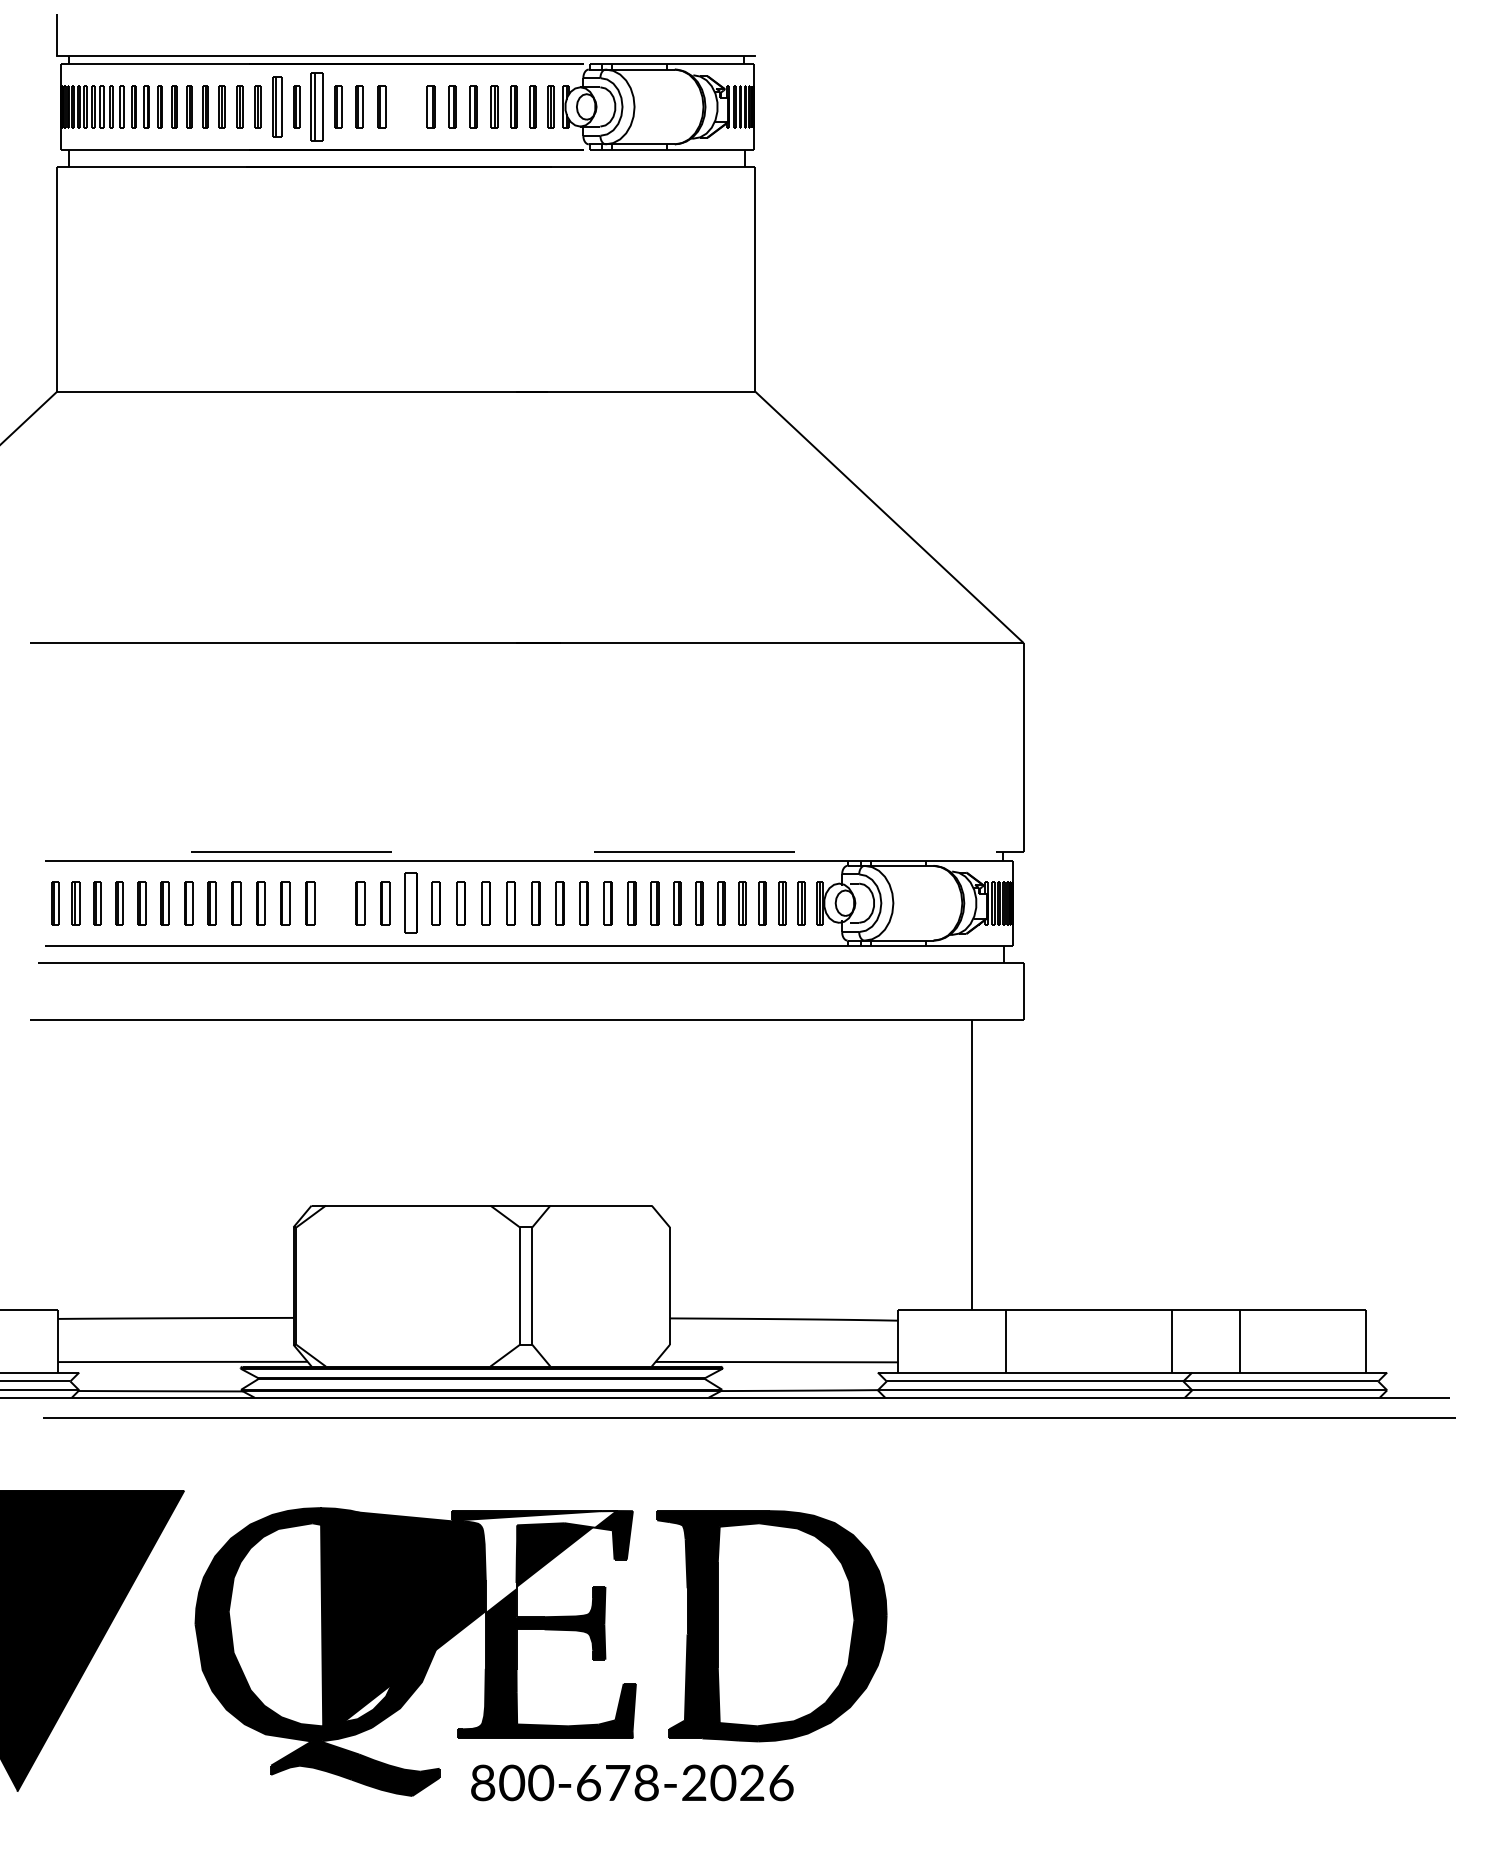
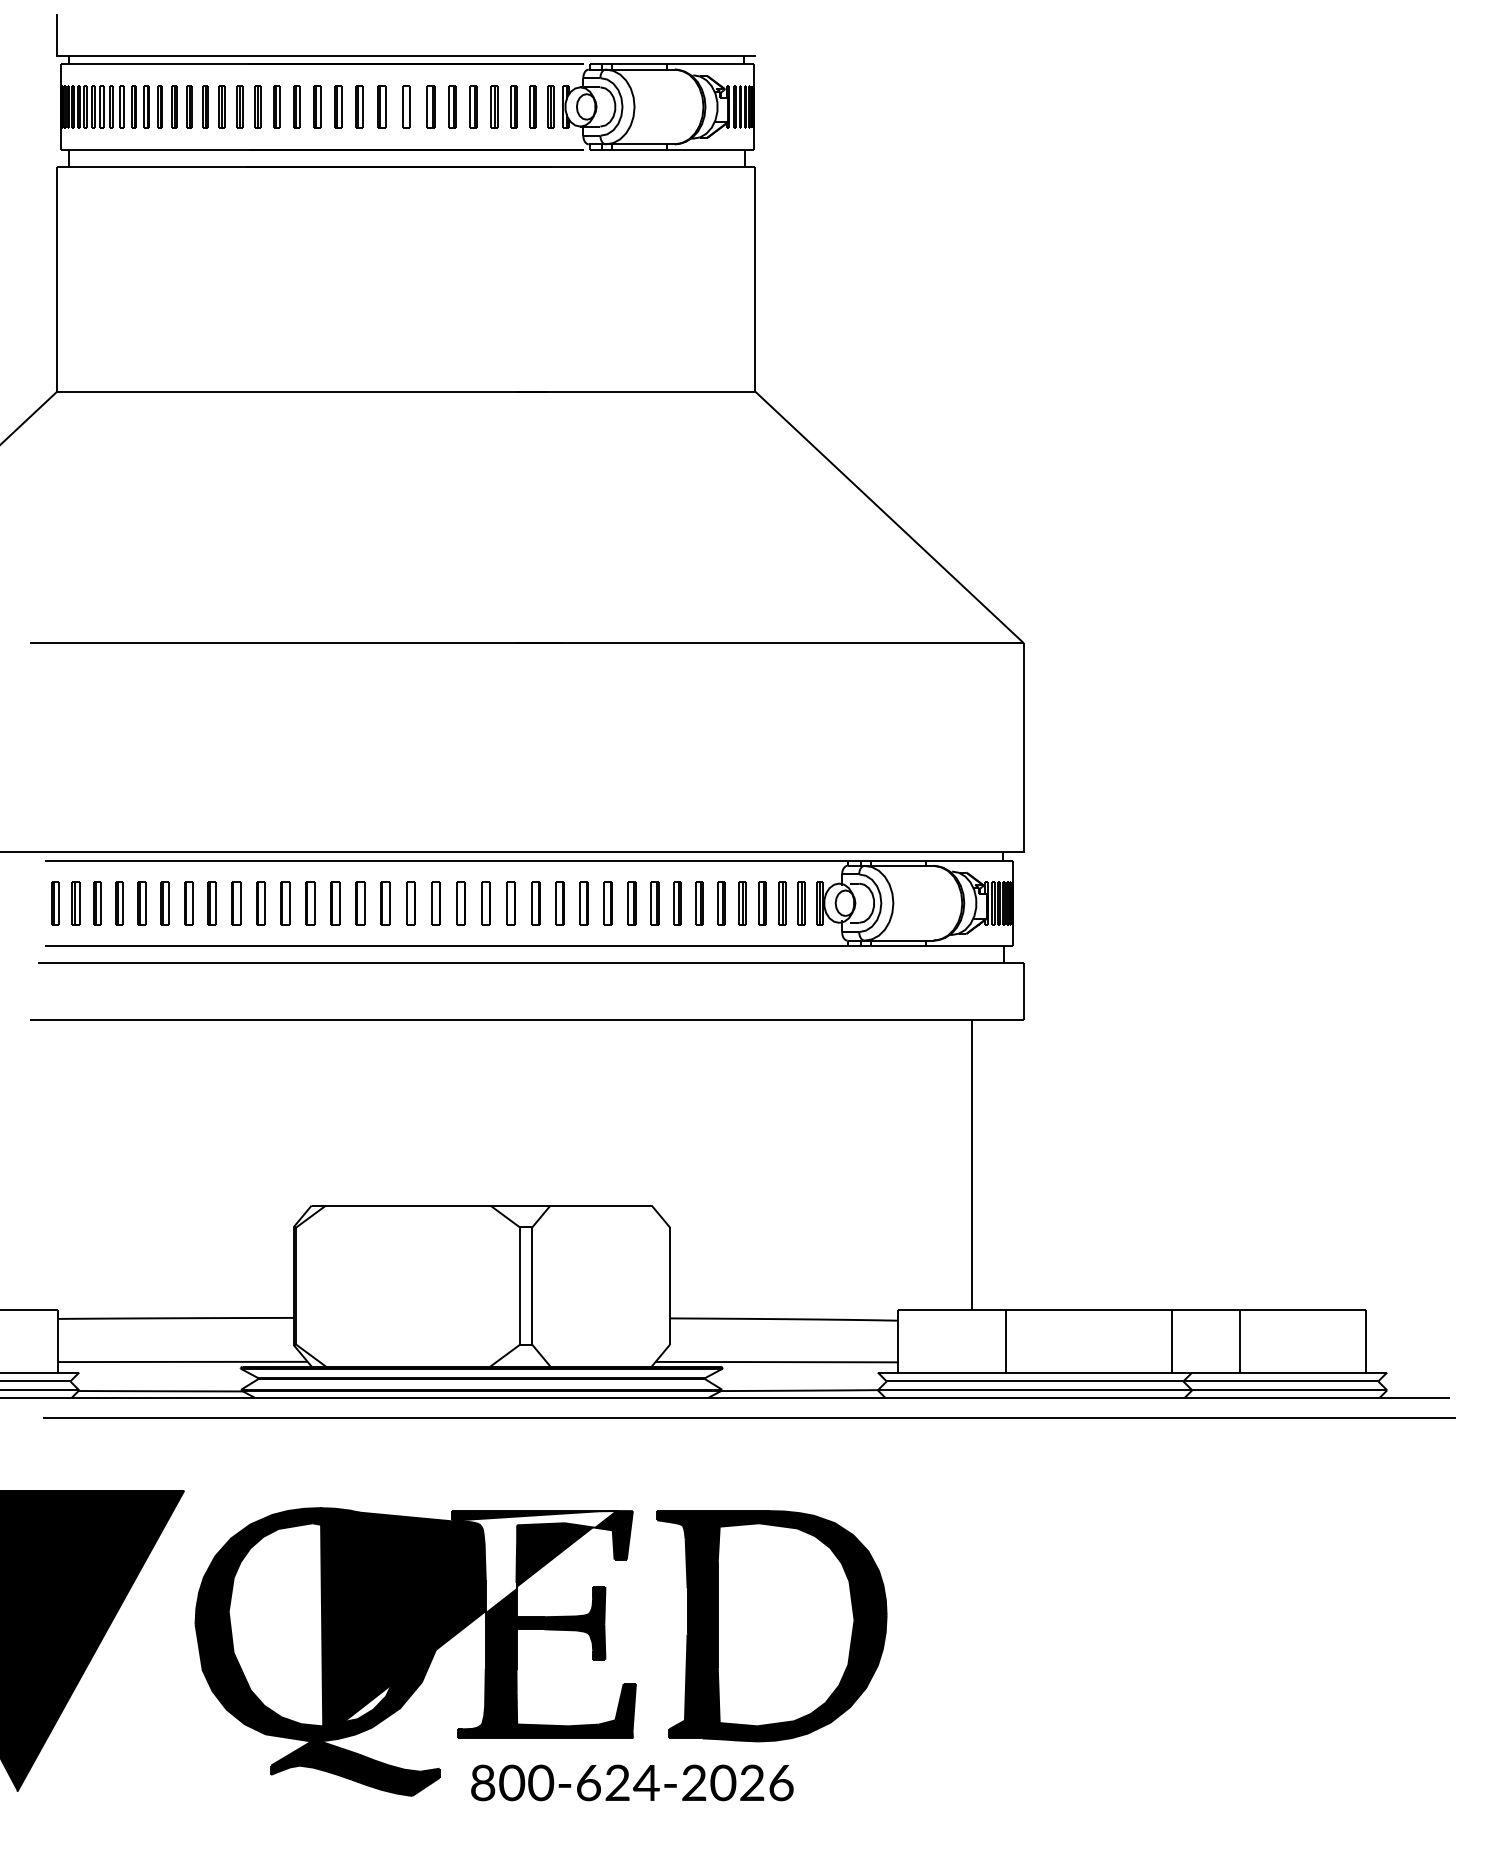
part size: 11x62 px -> 8x44 px (276, 106)
part size: 14x70 px -> 9x44 px (317, 106)
part: none -> present (406, 106)
line: dashed -> solid (512, 851)
part size: 14x62 px -> 10x45 px (410, 903)
part: none -> present (335, 903)
text: 800-678-2026 -> 800-624-2026 (632, 1782)
